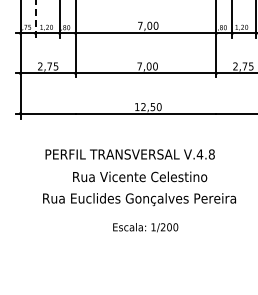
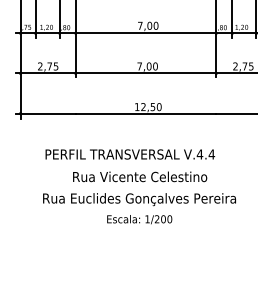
line: dashed -> solid (35, 18)
text: V.4.8 -> V.4.4 (211, 154)
text position: (145, 227) -> (139, 219) (139, 219)
